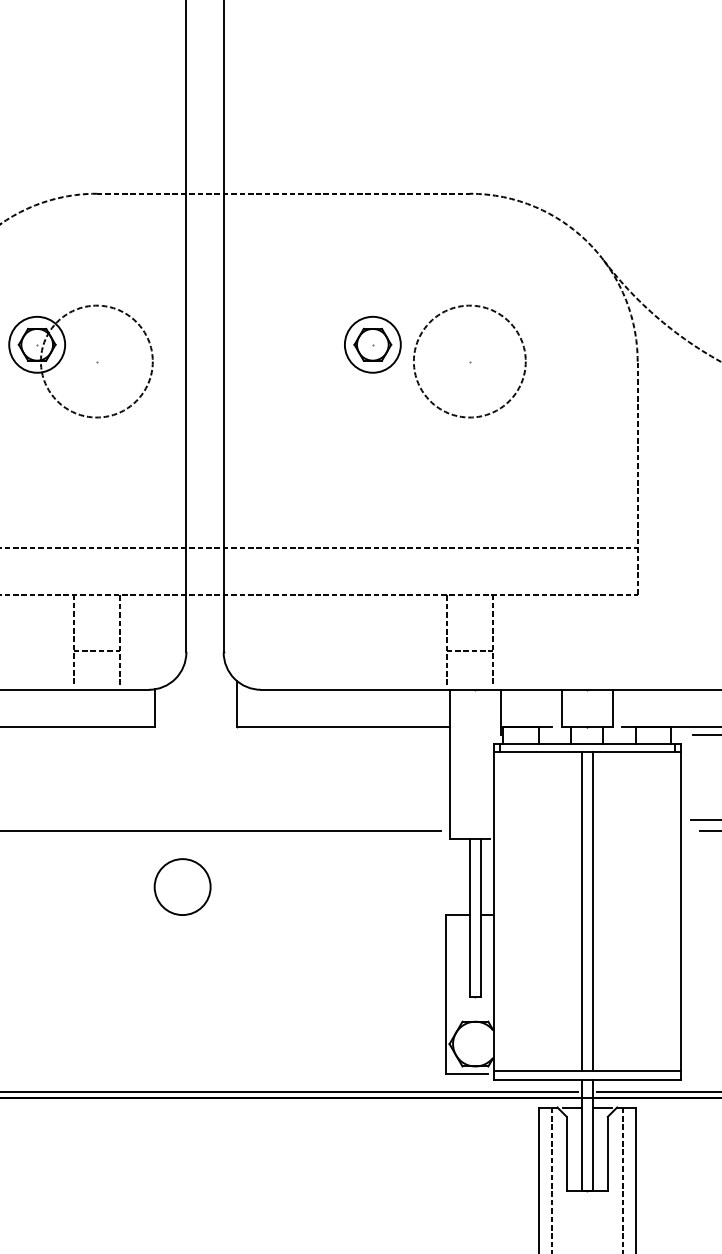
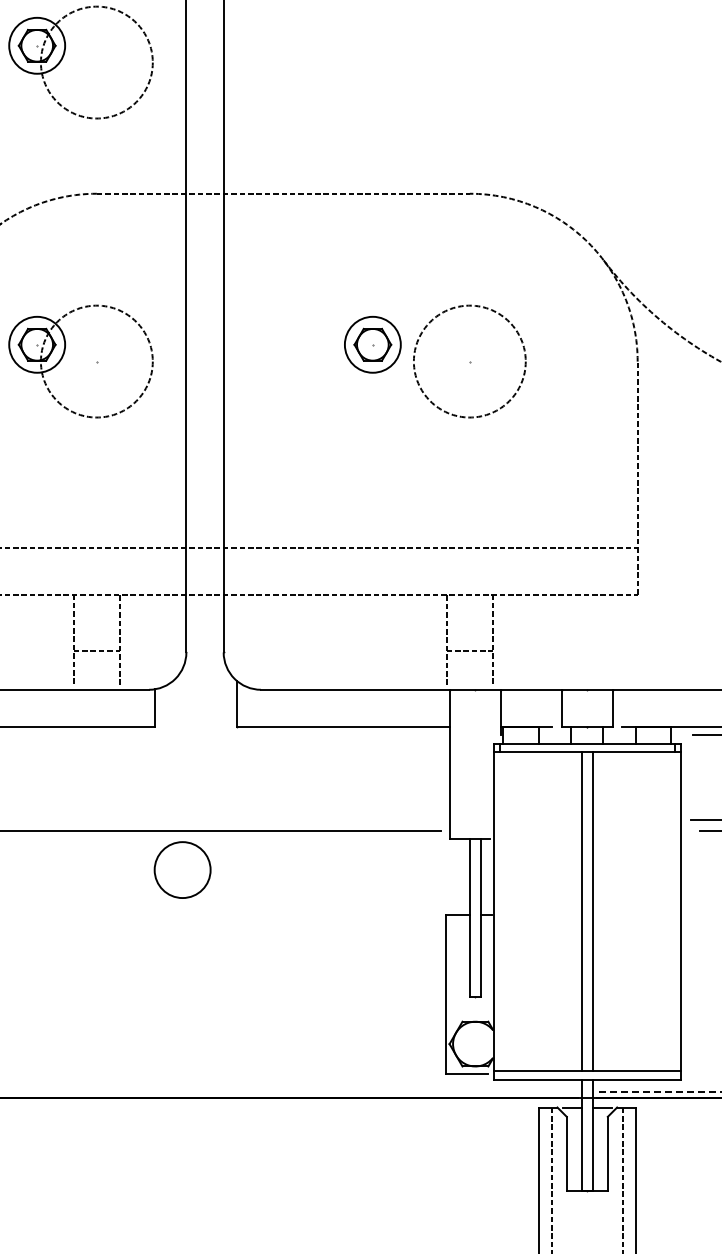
part: none -> present (64, 55)
circle position: (182, 886) -> (182, 869) (182, 869)
line: present -> none (289, 1092)
line: solid -> dashed (658, 1092)
